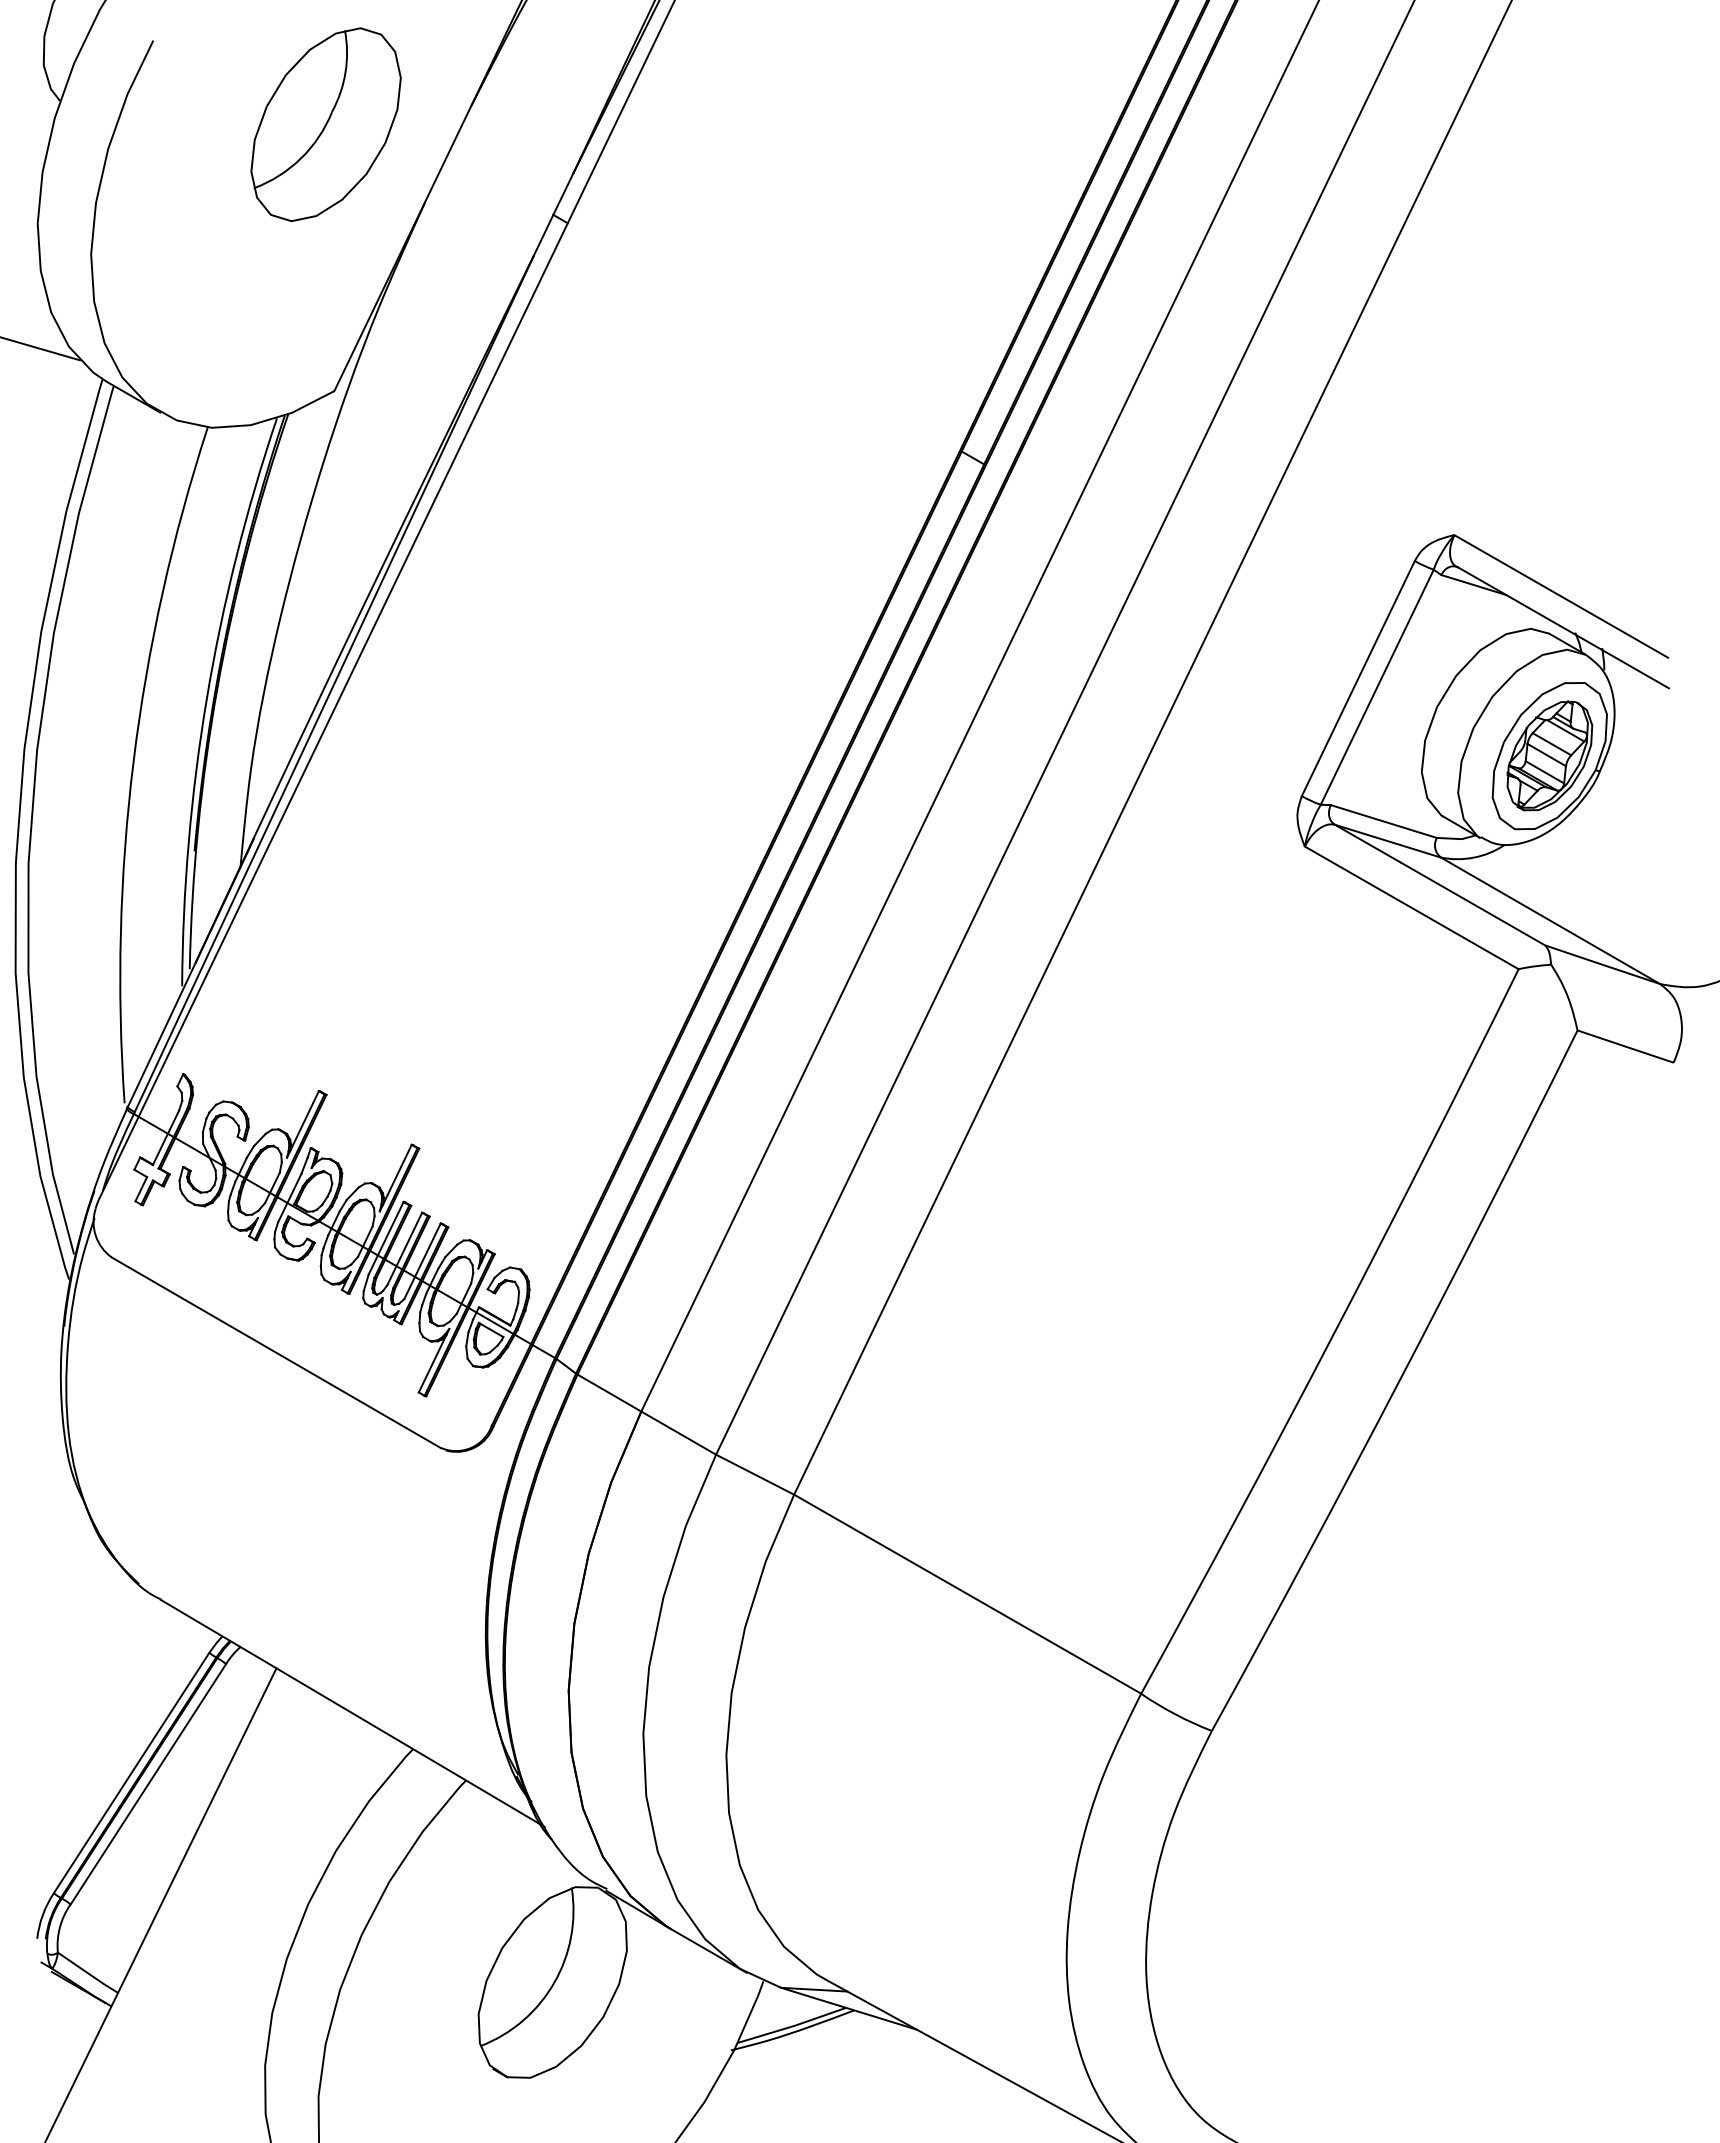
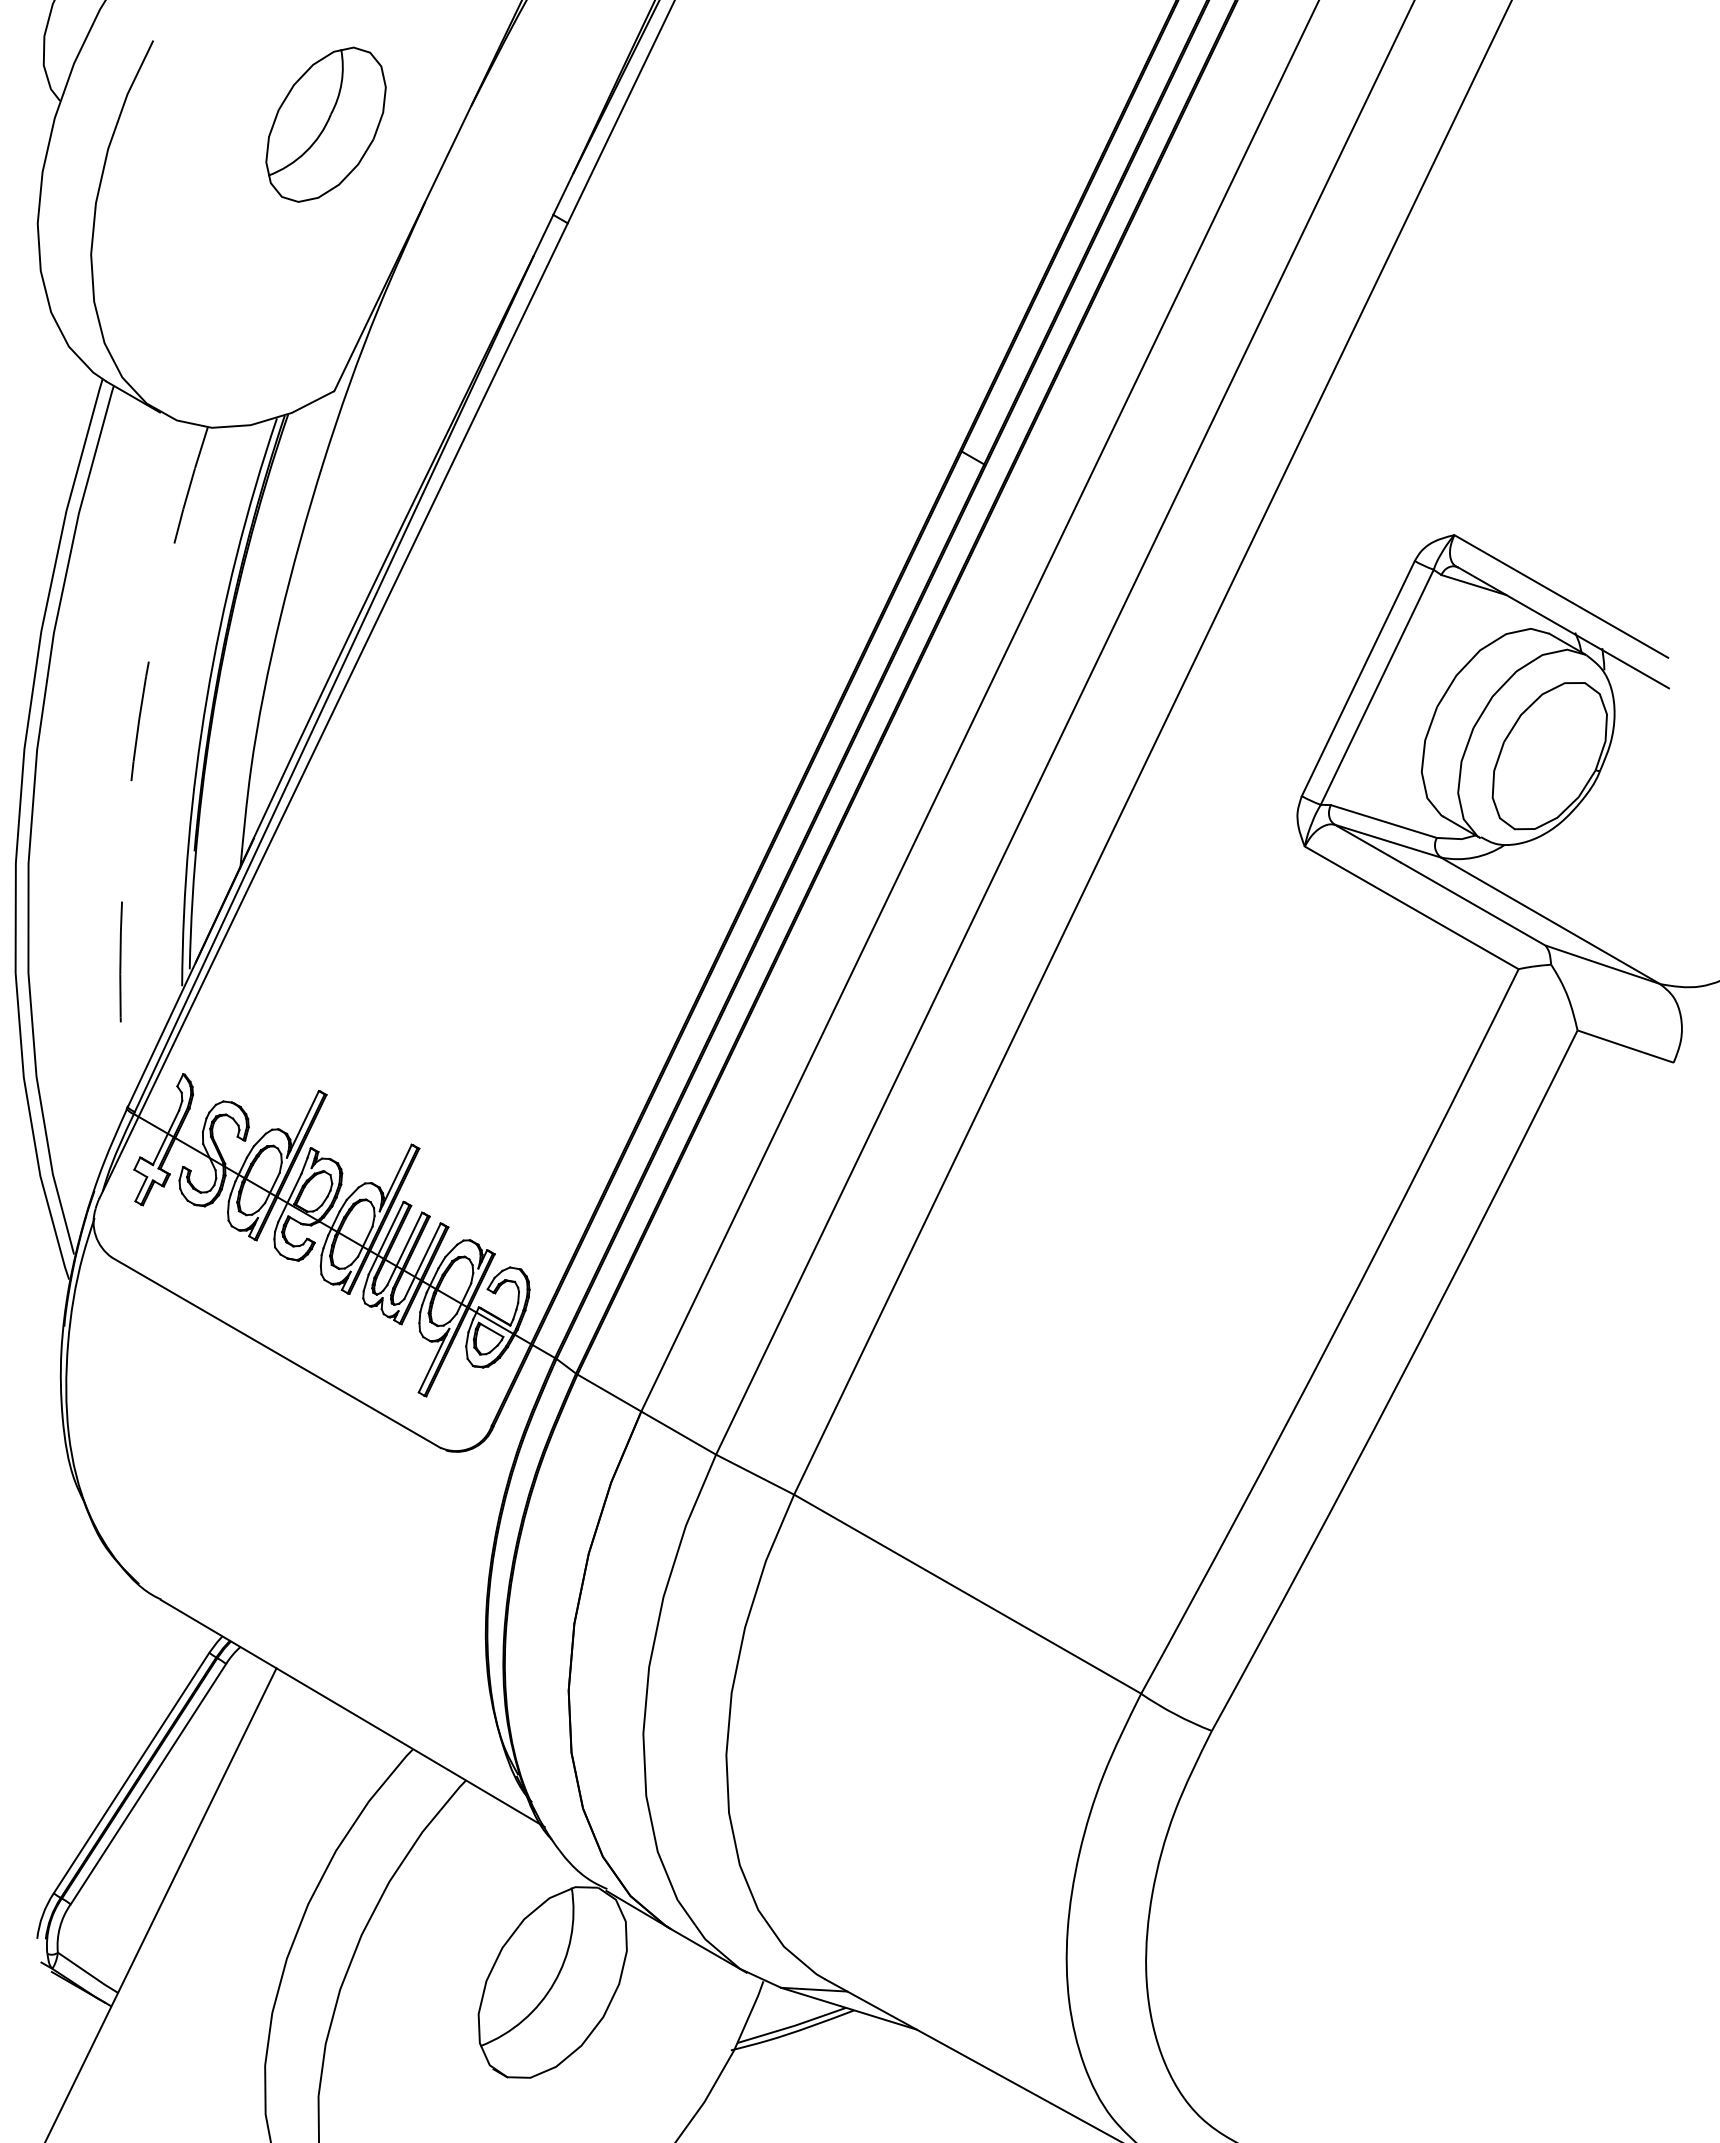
part size: 152x196 px -> 122x157 px (325, 124)
line: present -> none (40, 349)
part: present -> none (1549, 755)
arc: solid -> dashed (133, 761)
